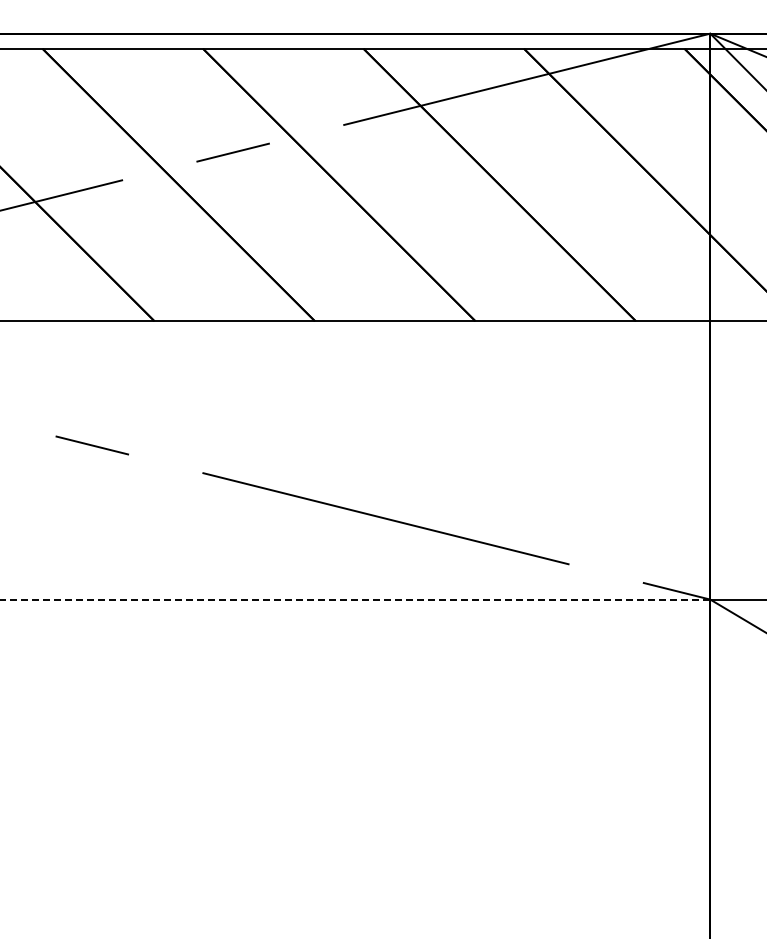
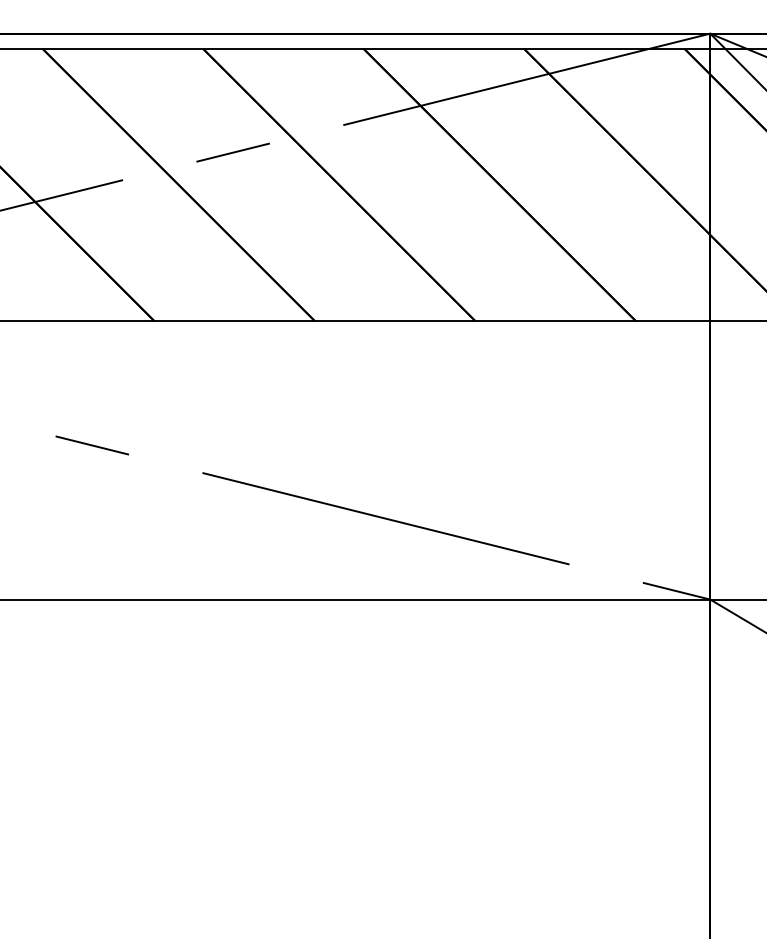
line: dashed -> solid (355, 599)
